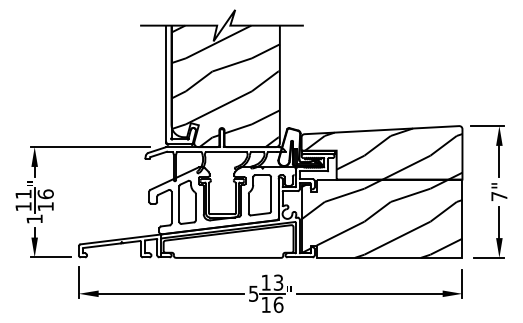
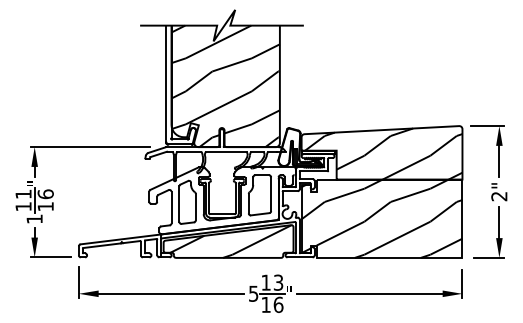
text: 7" -> 2" (499, 196)
hatch: none -> present (230, 241)
